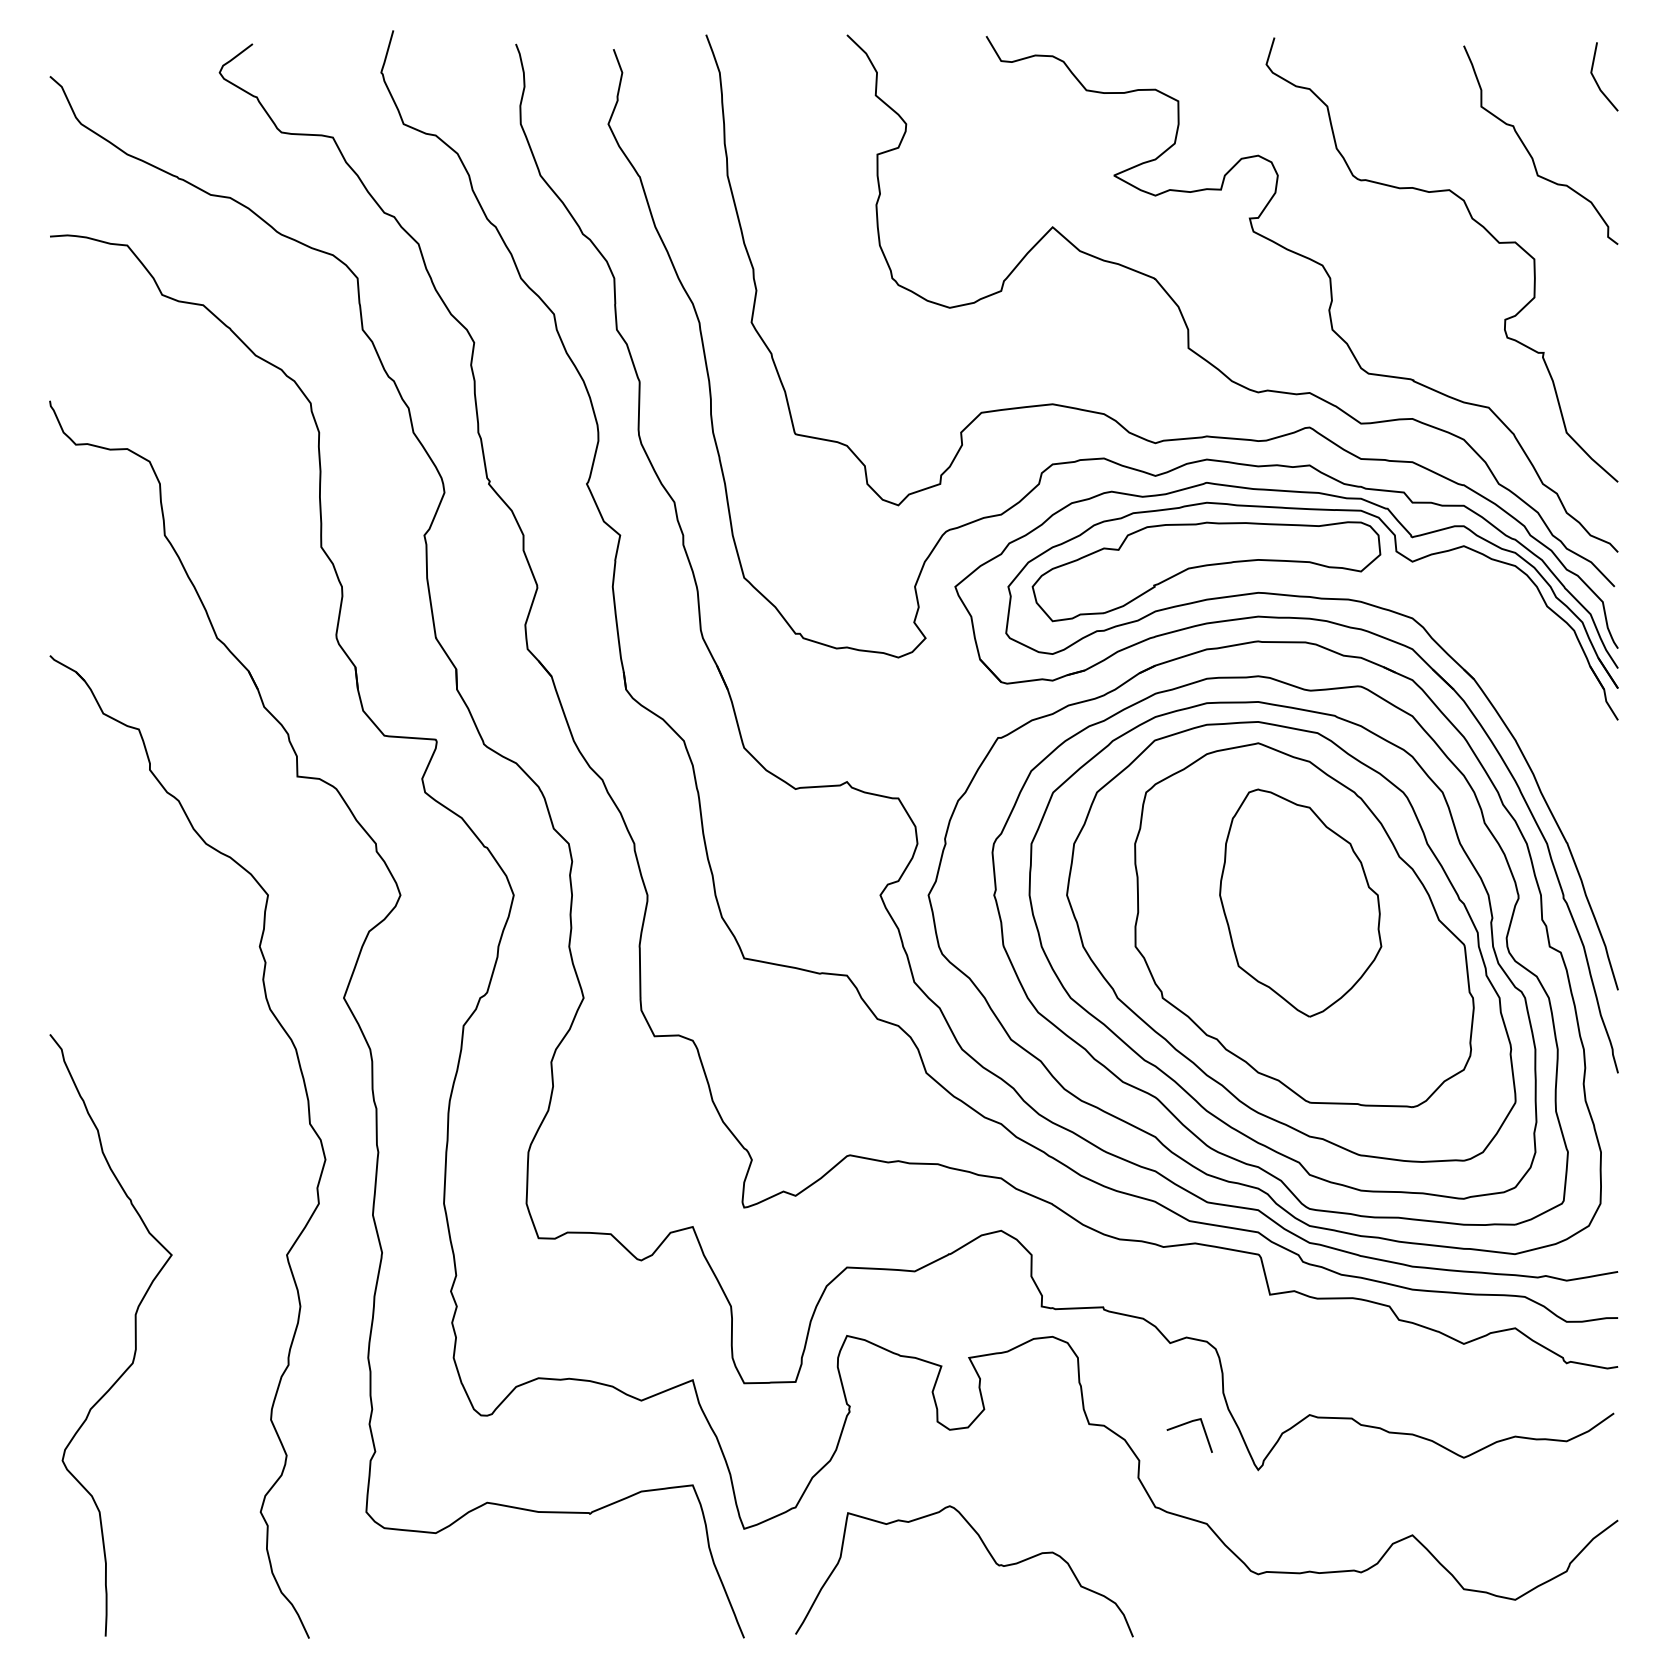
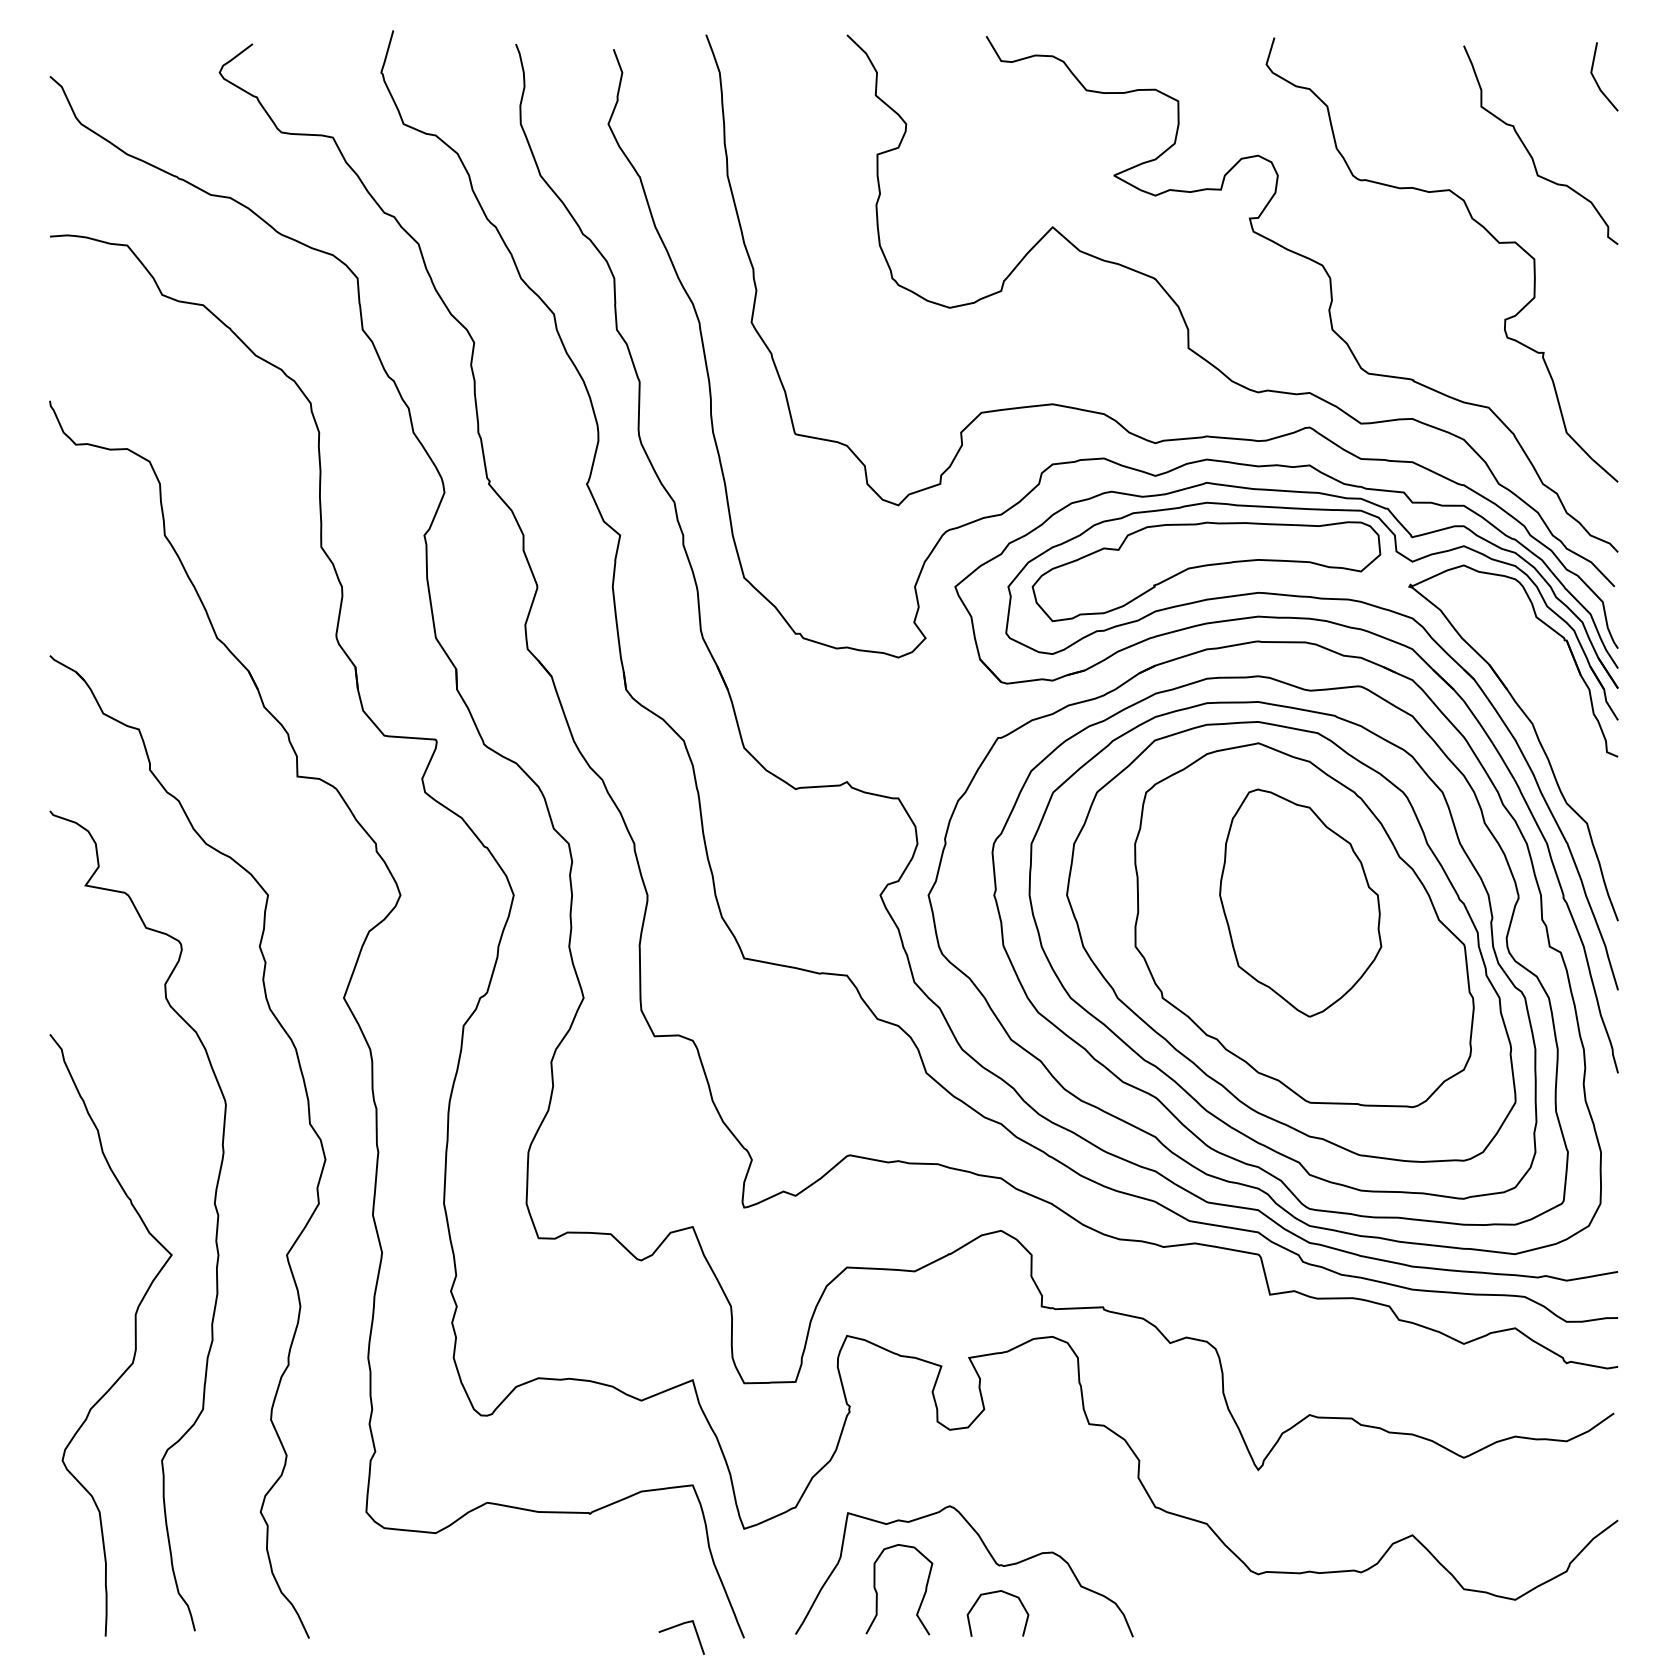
part: none -> present (1534, 732)
curve: none -> present (213, 1203)
line position: (1186, 1424) -> (678, 1626) (678, 1626)
curve: none -> present (877, 1591)
curve: none -> present (994, 1593)
